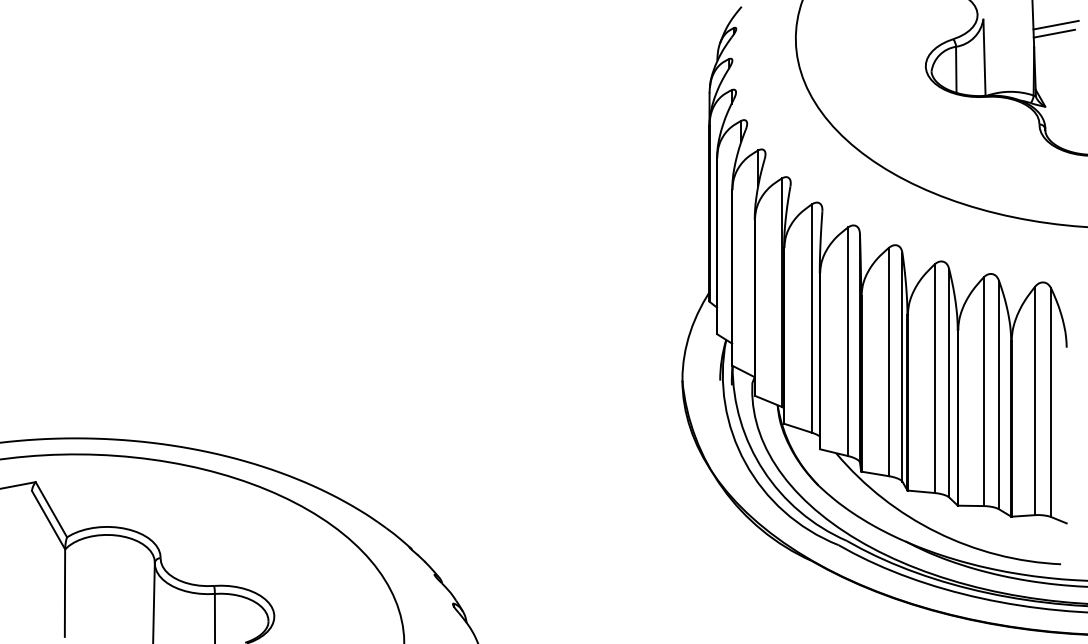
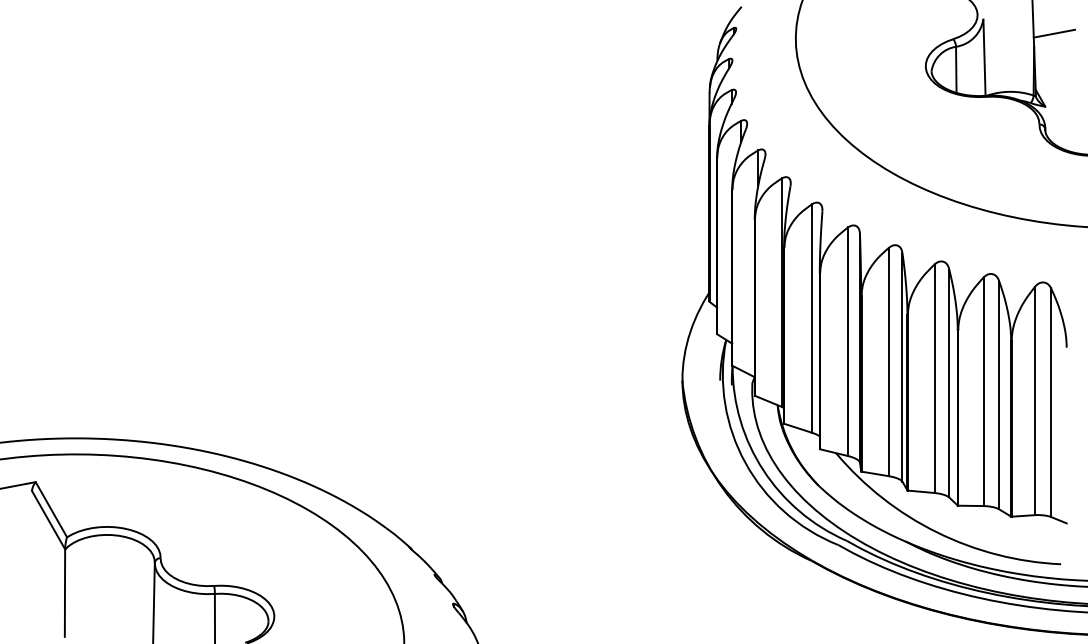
line: present -> none (1055, 24)
